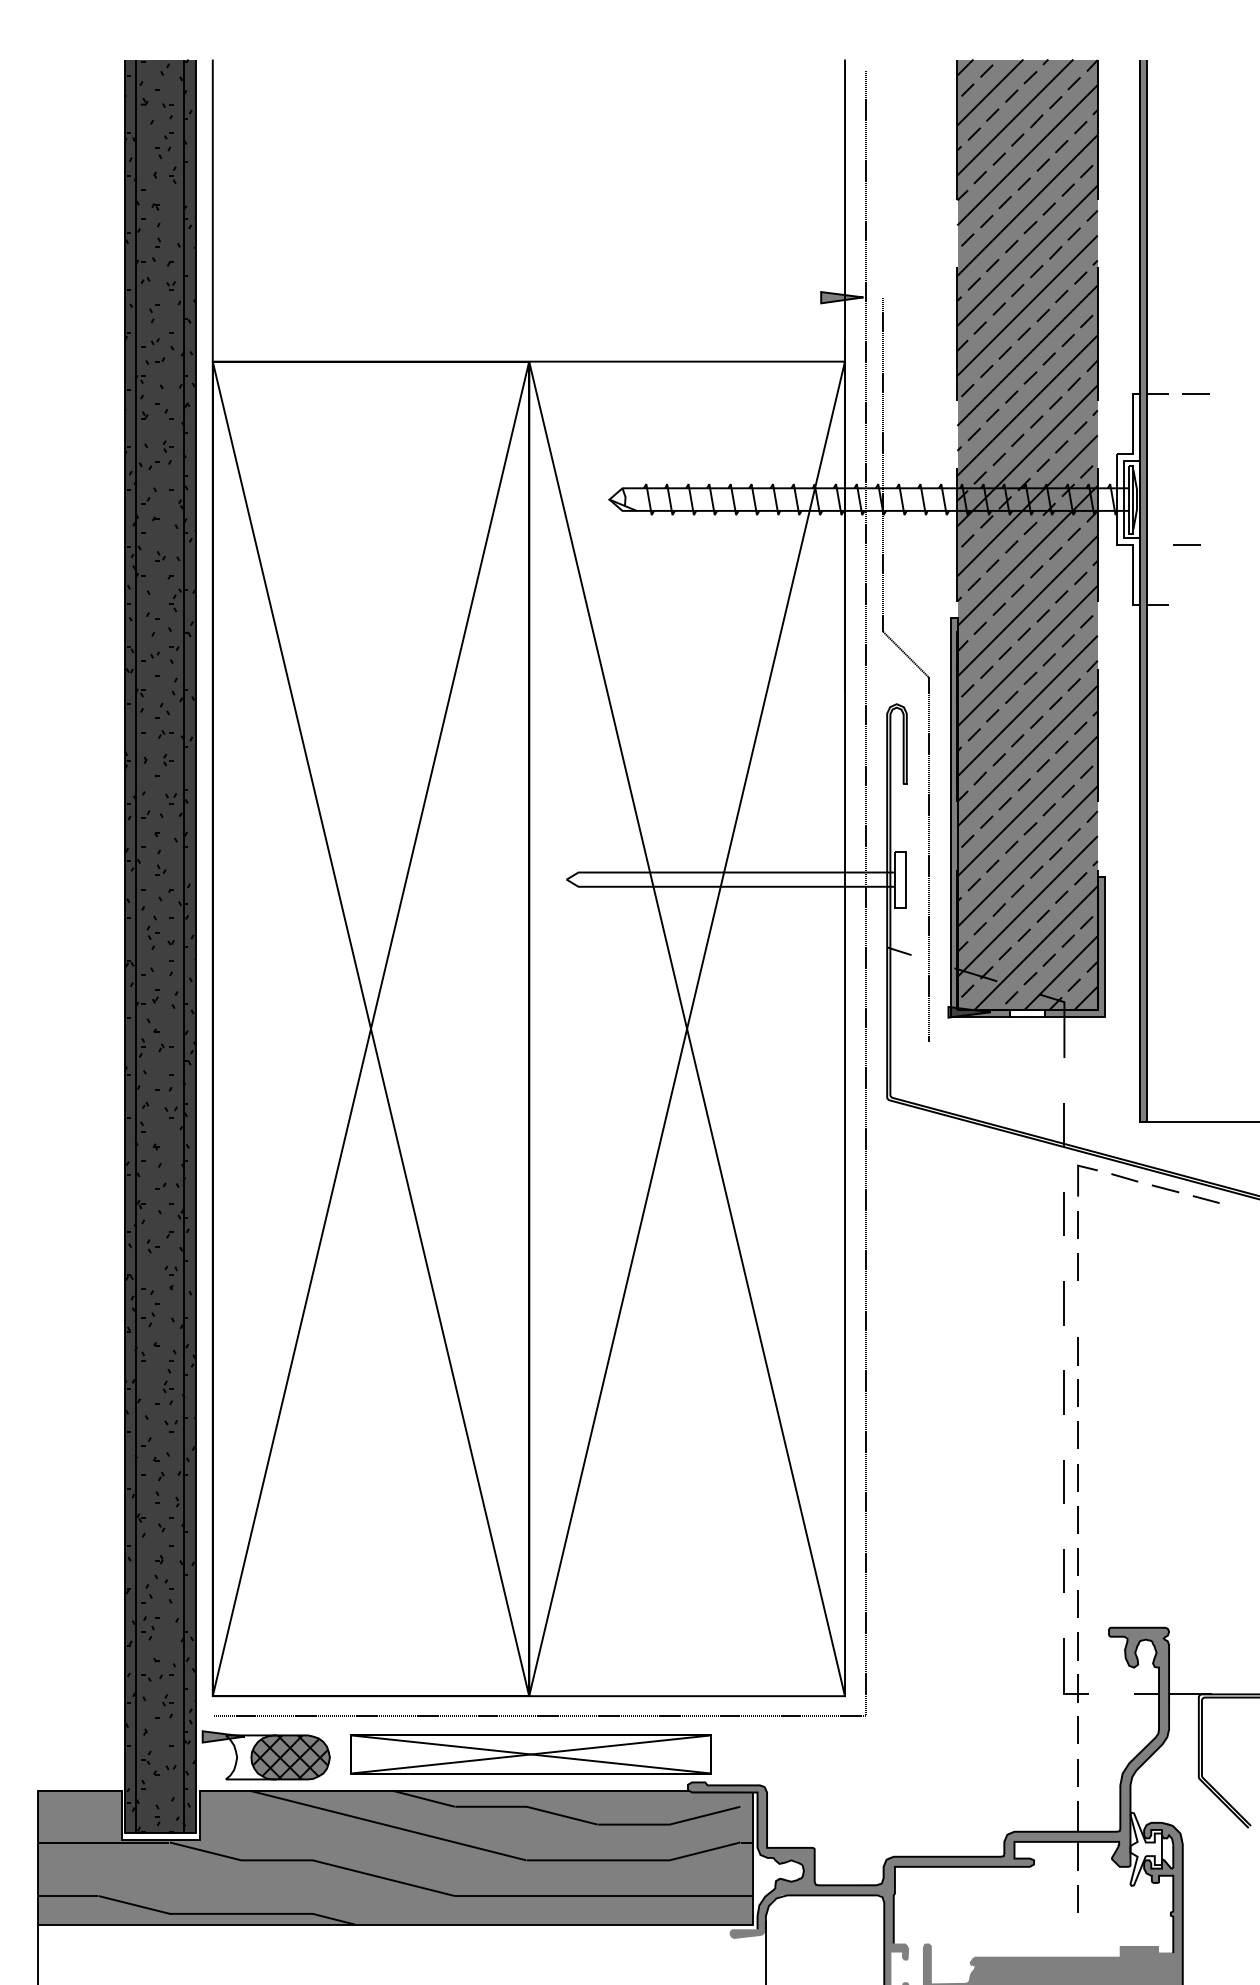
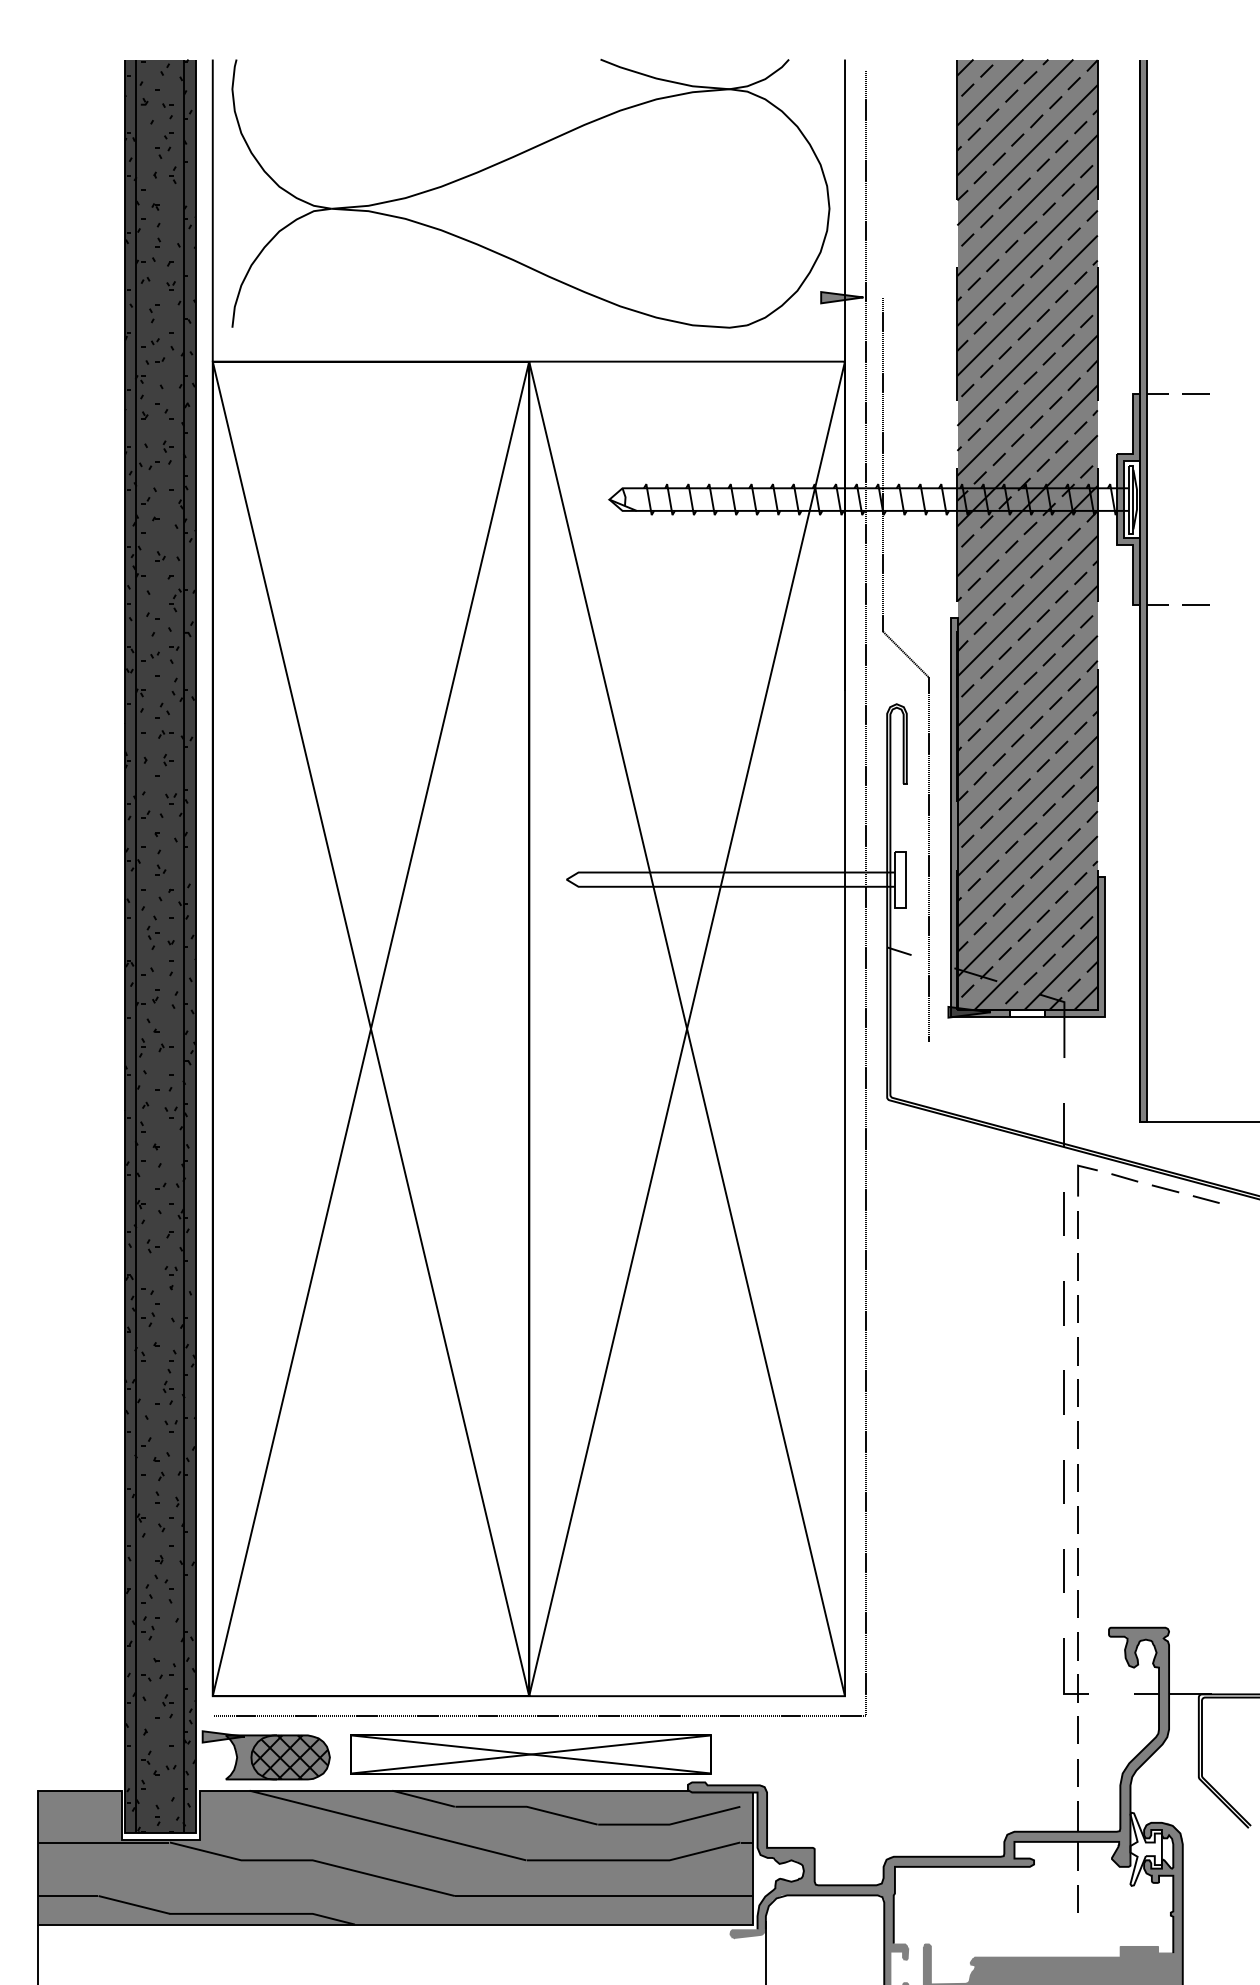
part: none -> present (530, 193)
fill: none -> present (1127, 499)
line position: (1186, 544) -> (1195, 604) (1195, 604)
line: none -> present (1077, 1308)
fill: none -> present (249, 1757)
